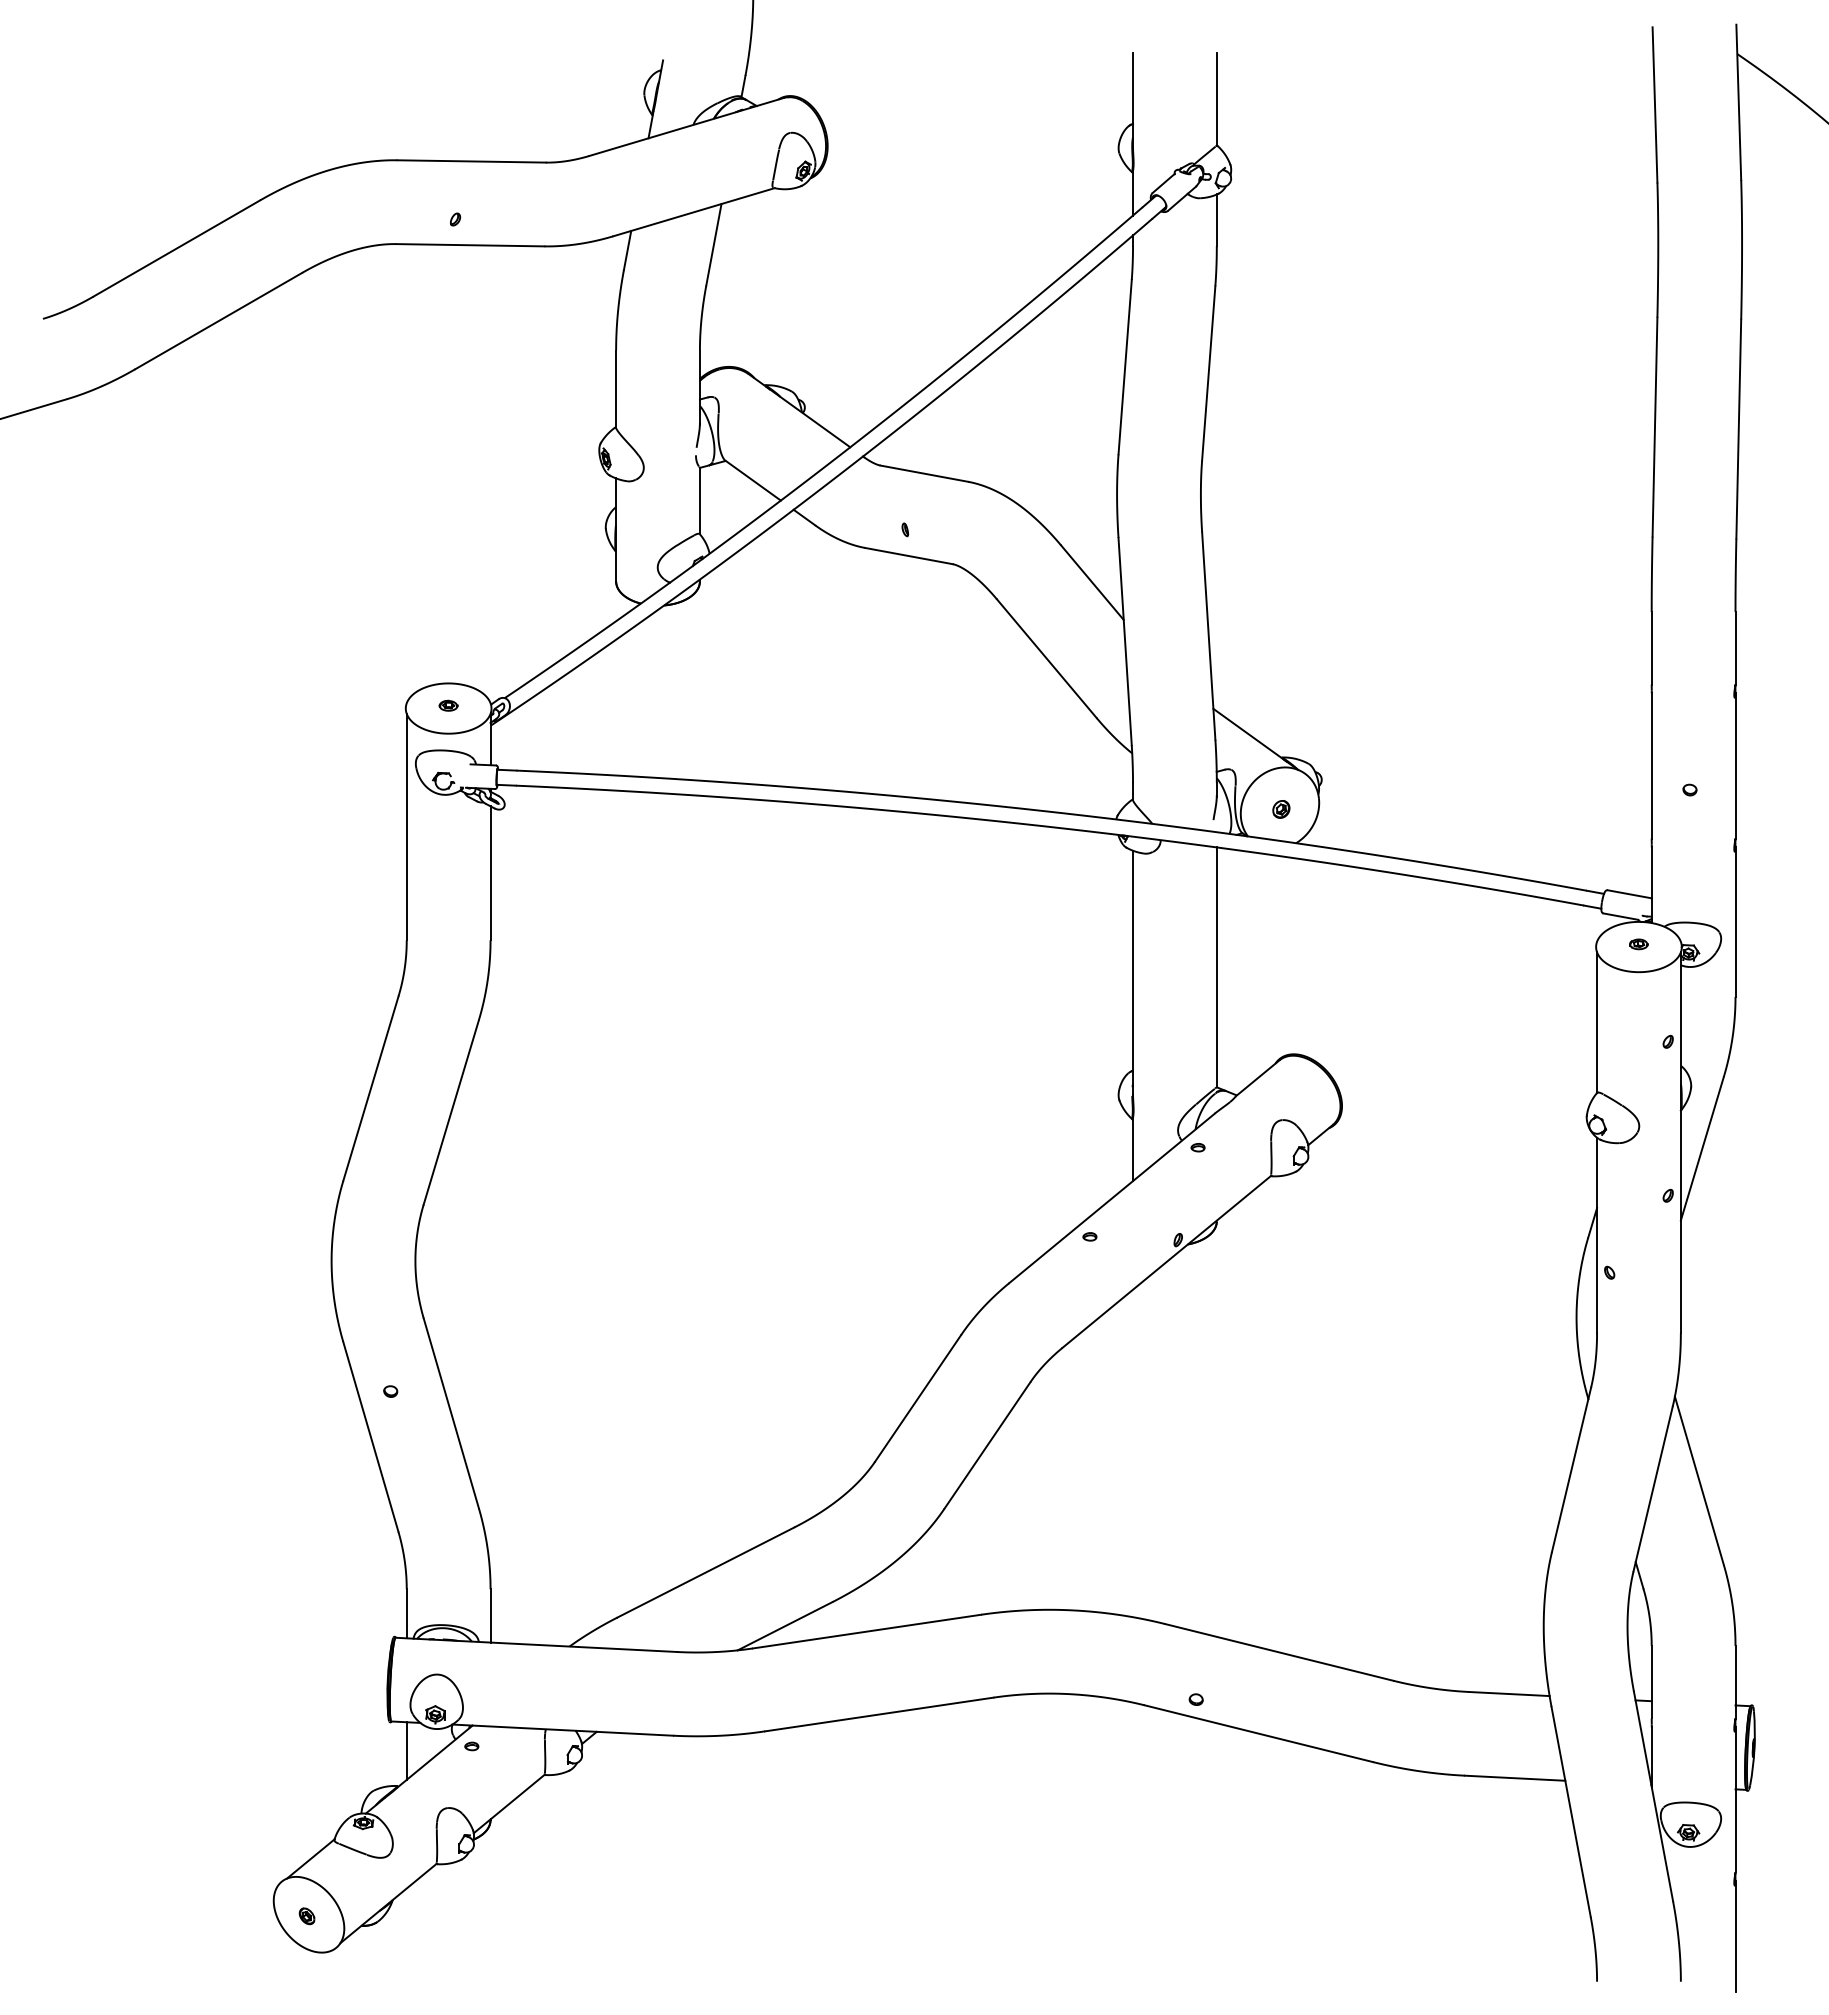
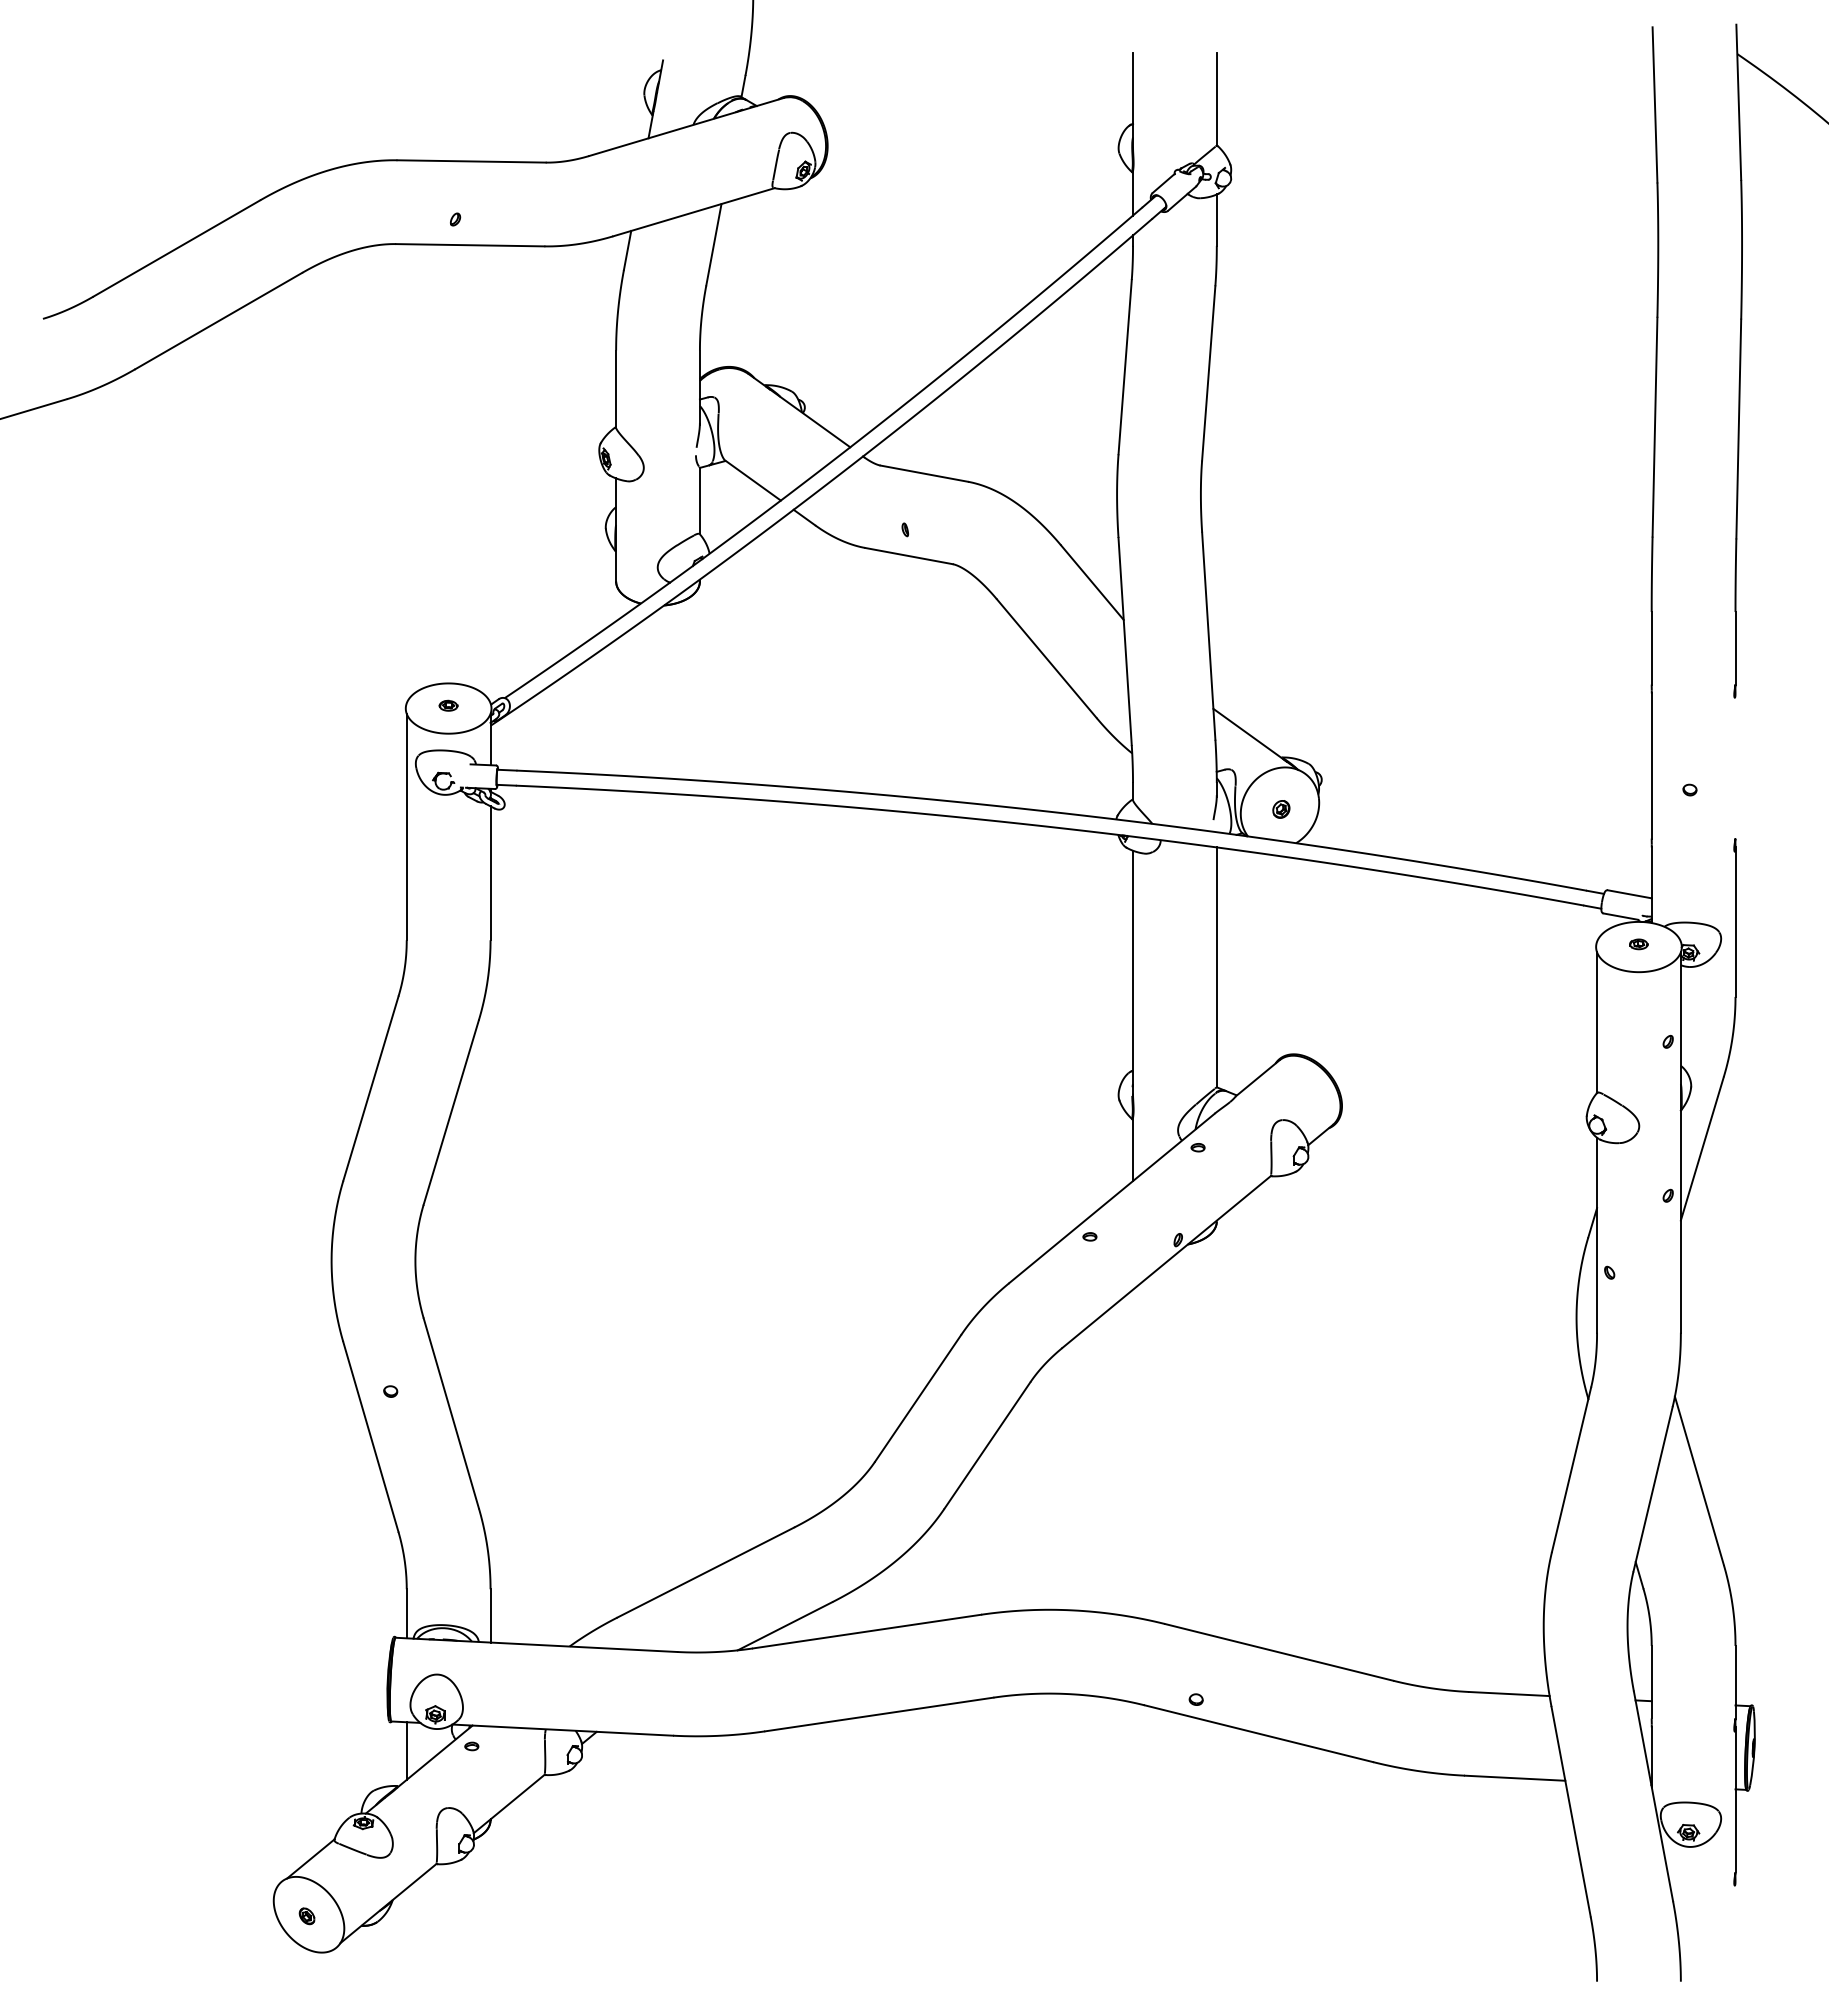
line: present -> none (1735, 765)
line: present -> none (1735, 1936)
